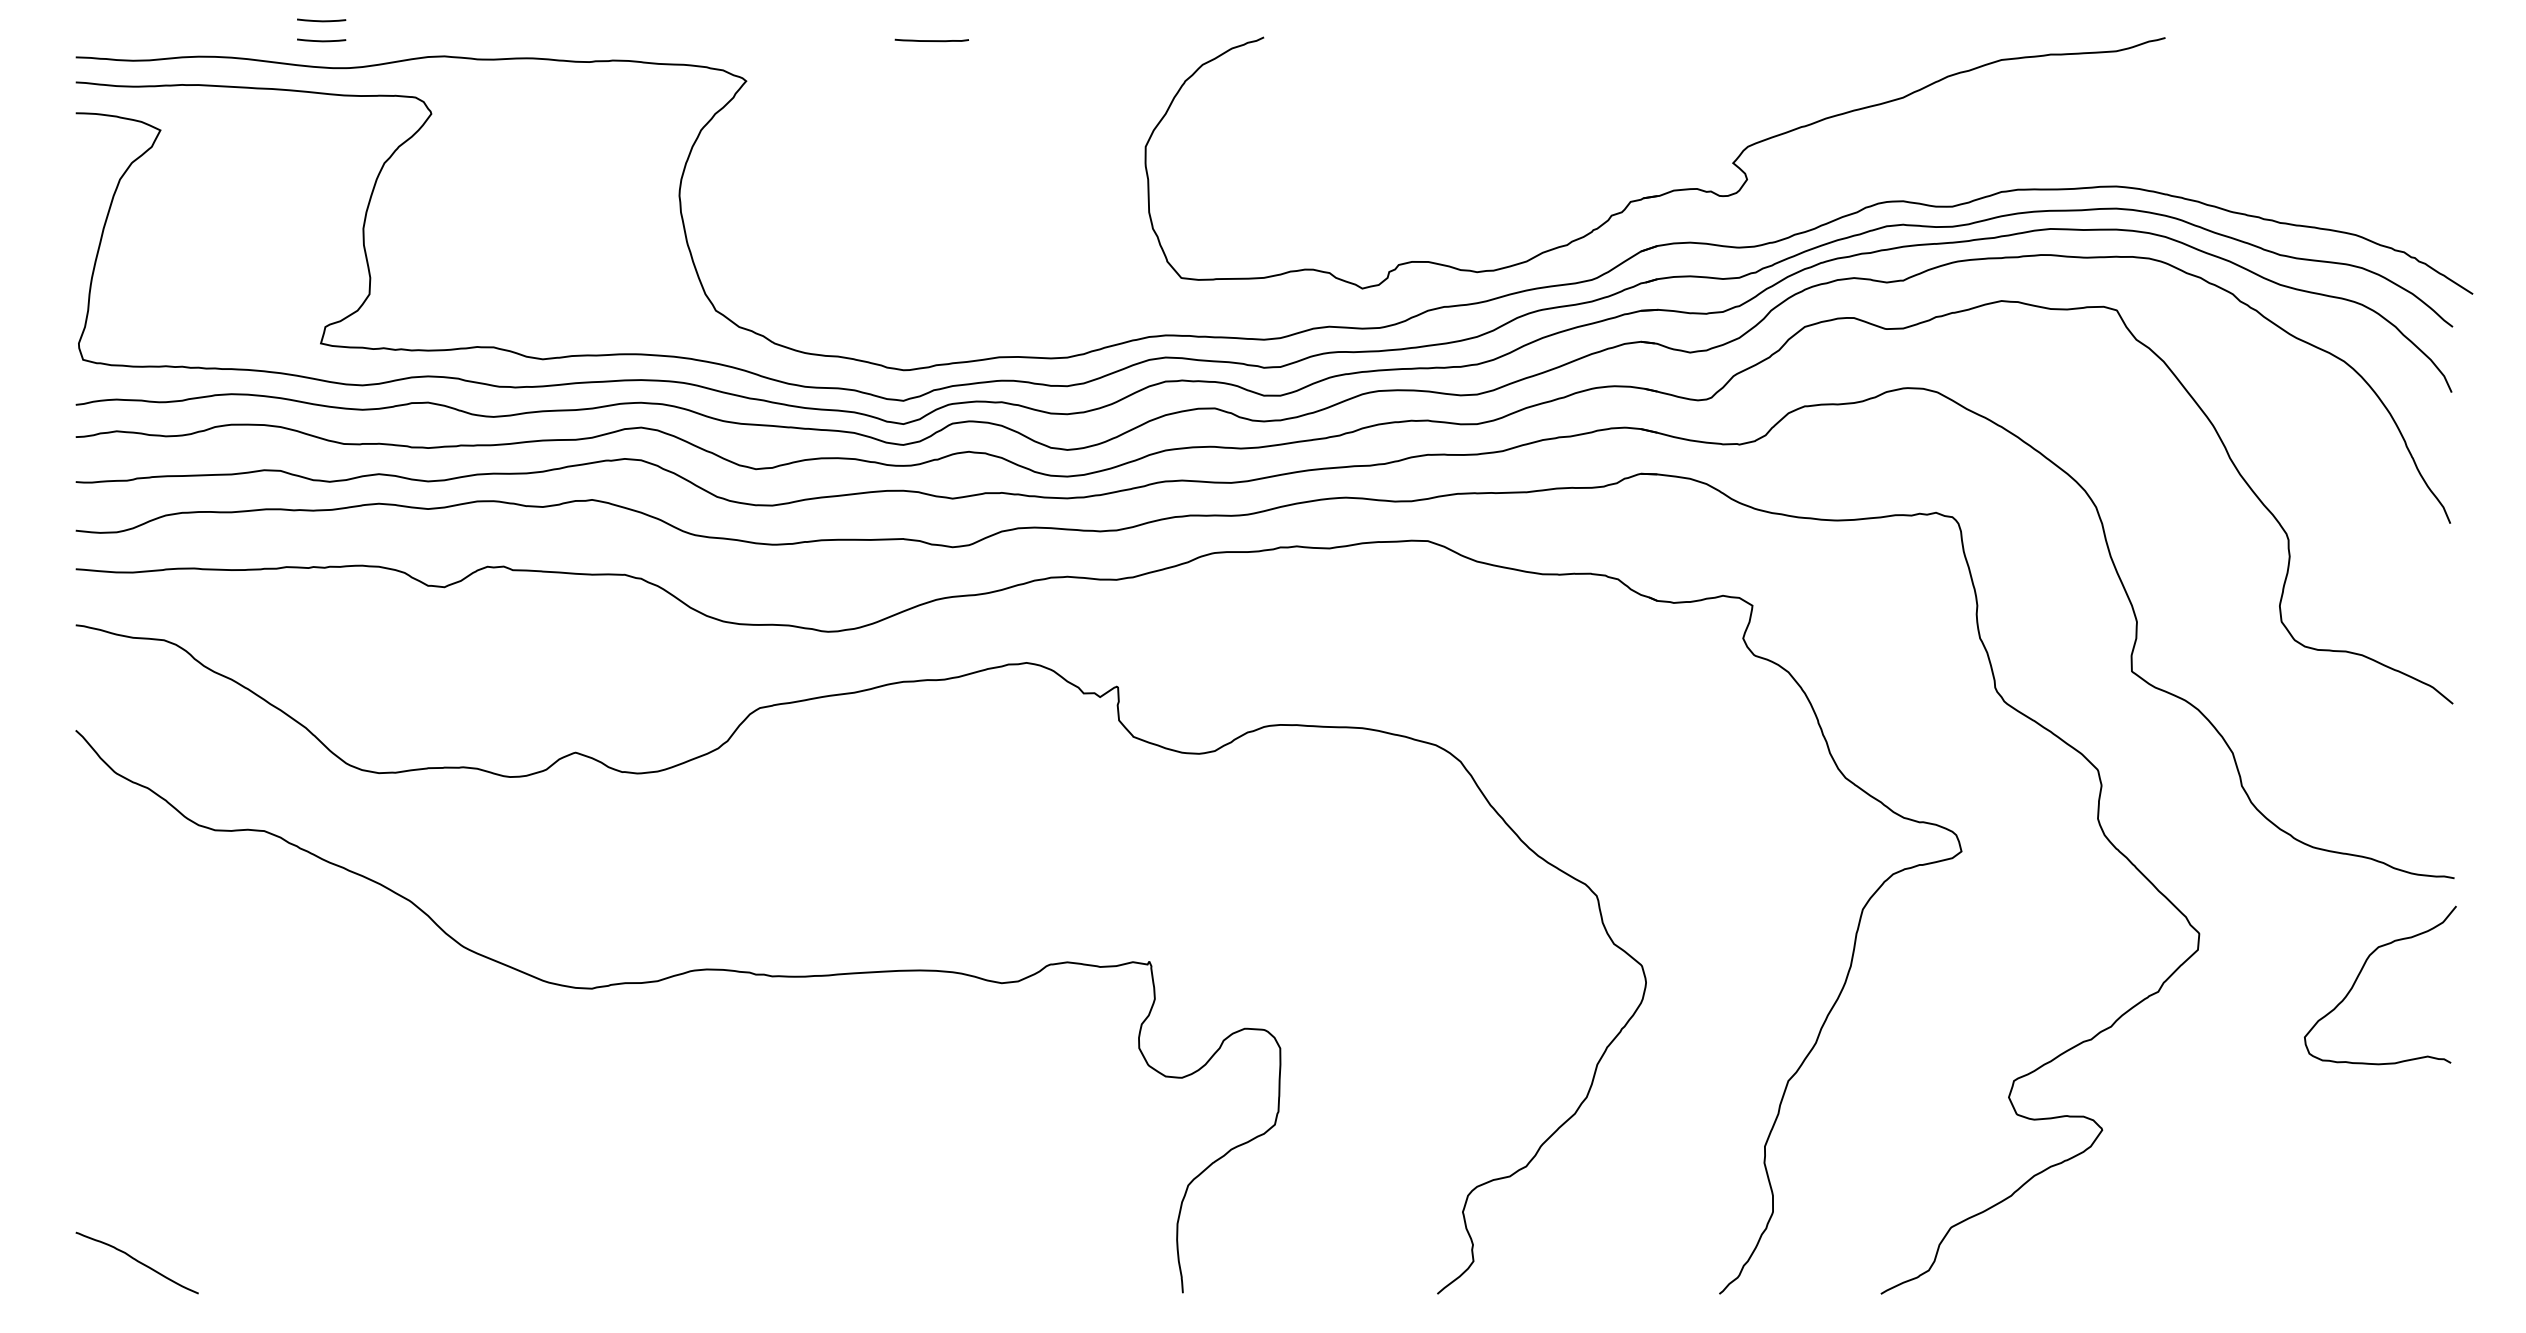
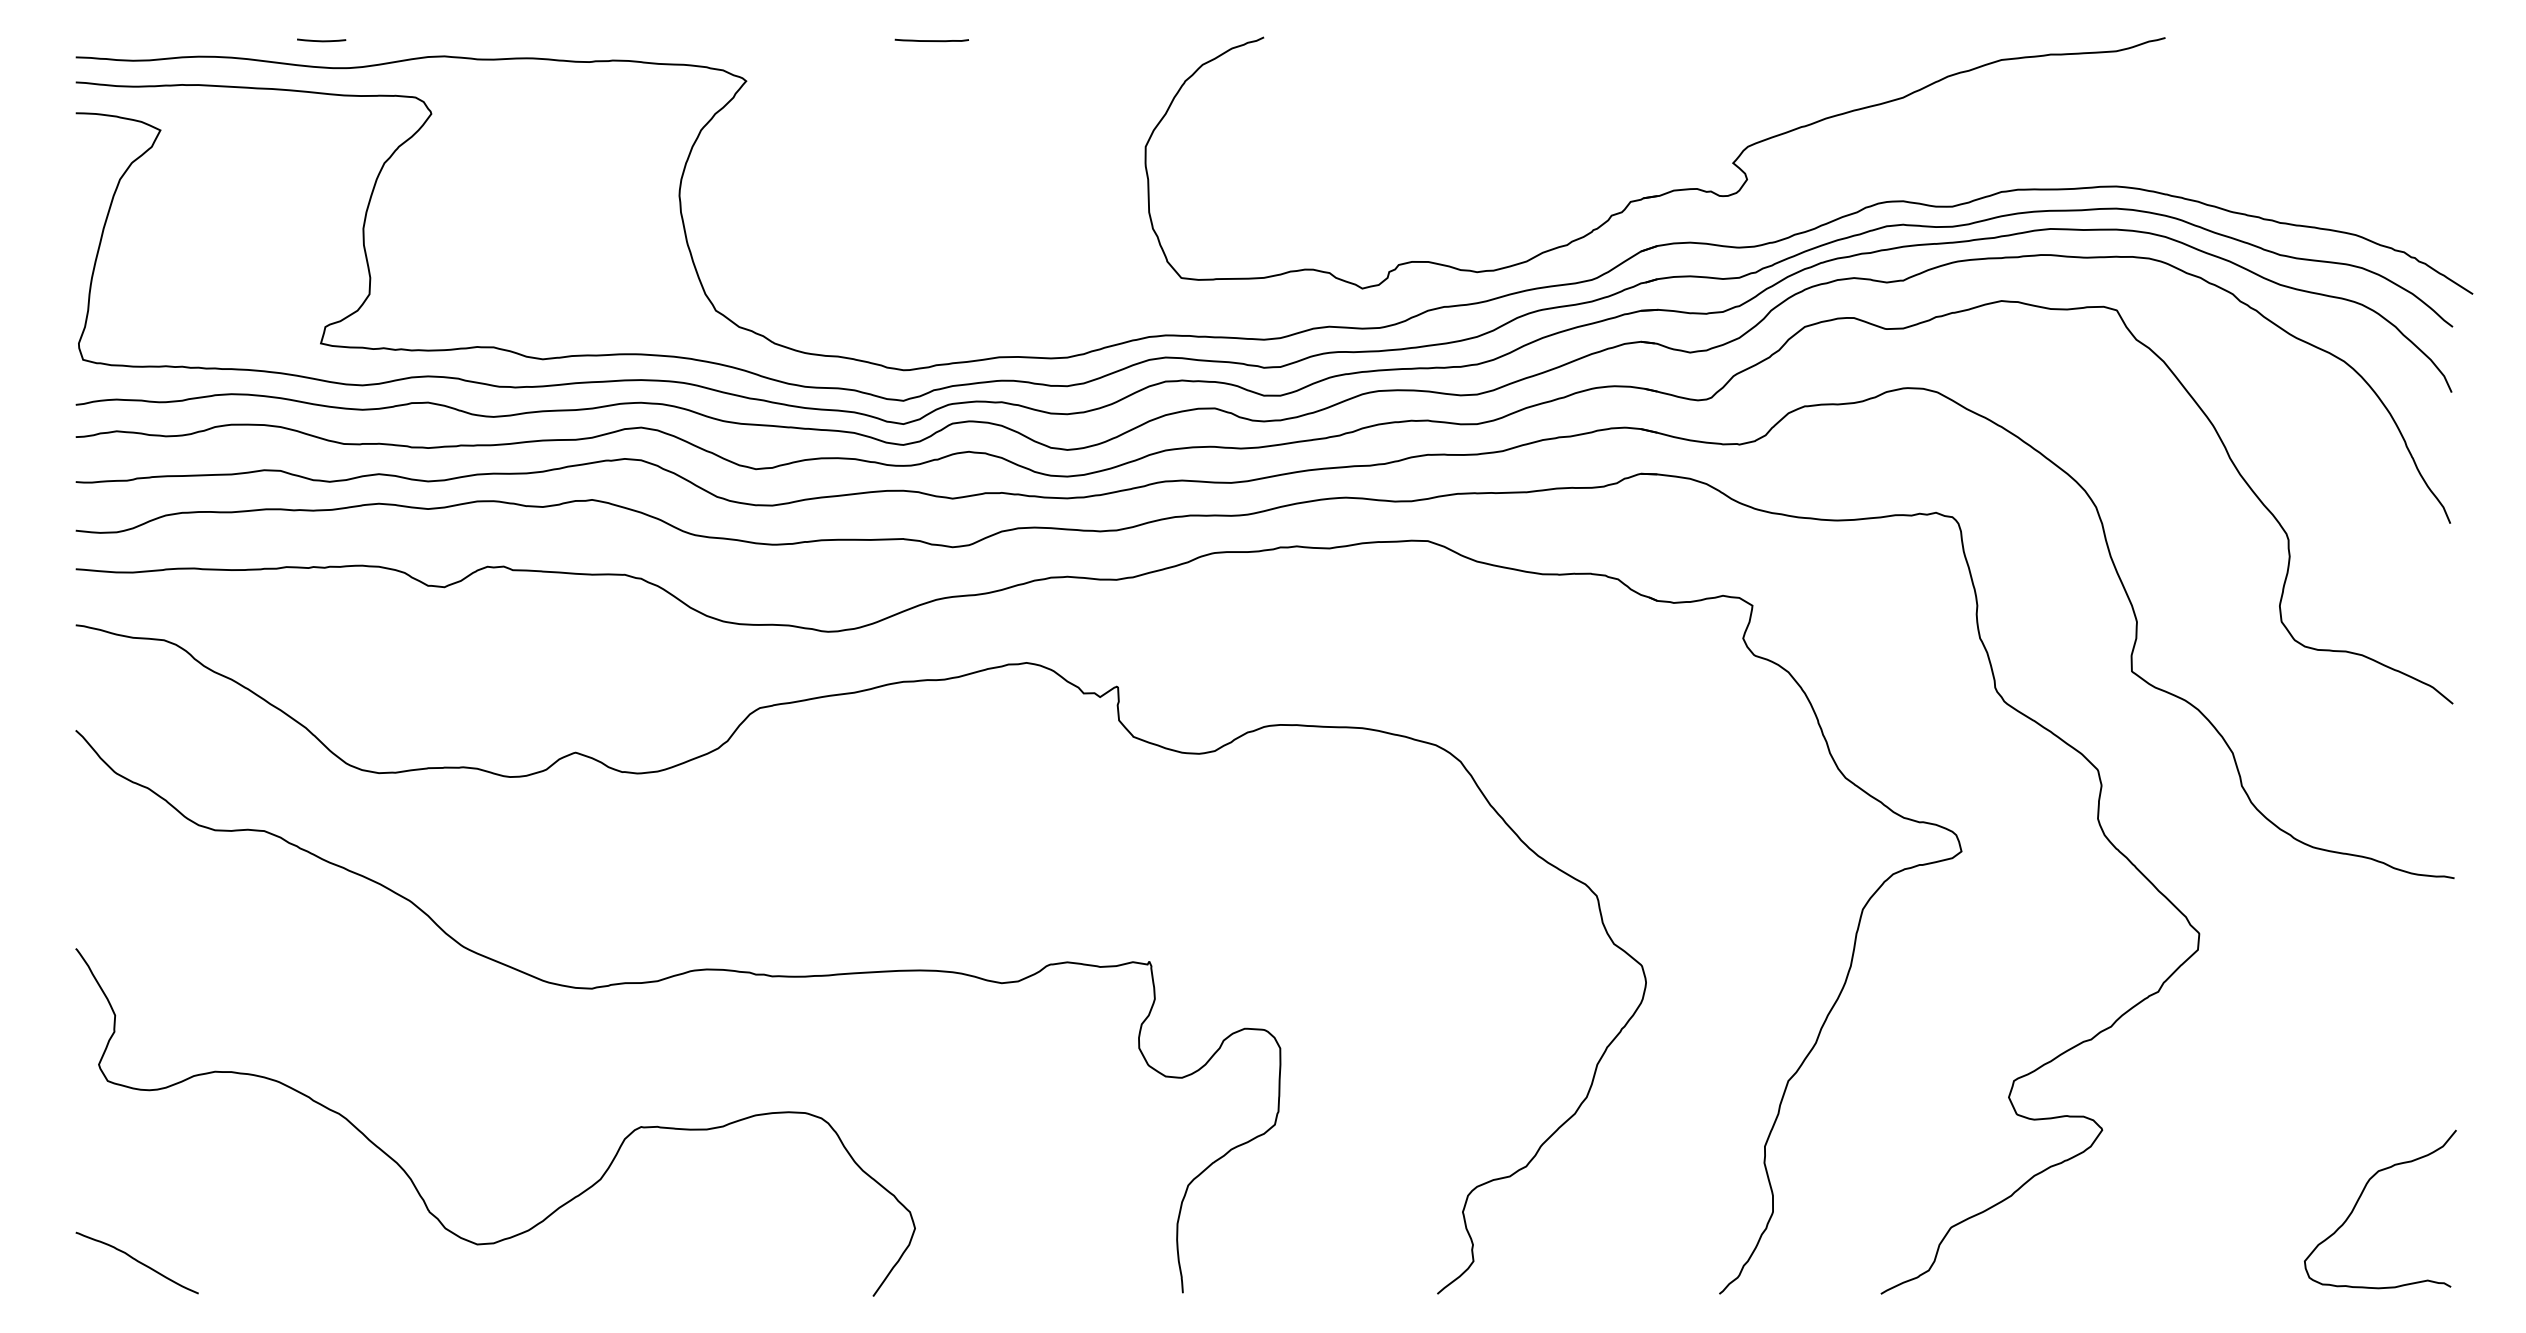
curve: present -> none (321, 20)
curve position: (2360, 974) -> (2360, 1198) (2360, 1198)
curve: none -> present (411, 1178)
